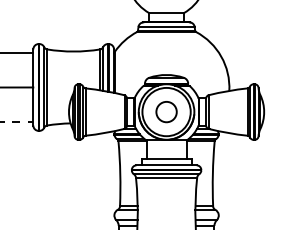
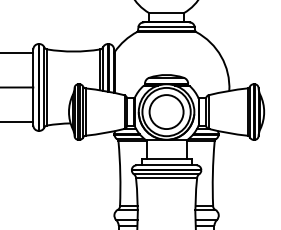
circle diameter: 20 px -> 34 px (166, 112)
line: dashed -> solid (17, 122)
